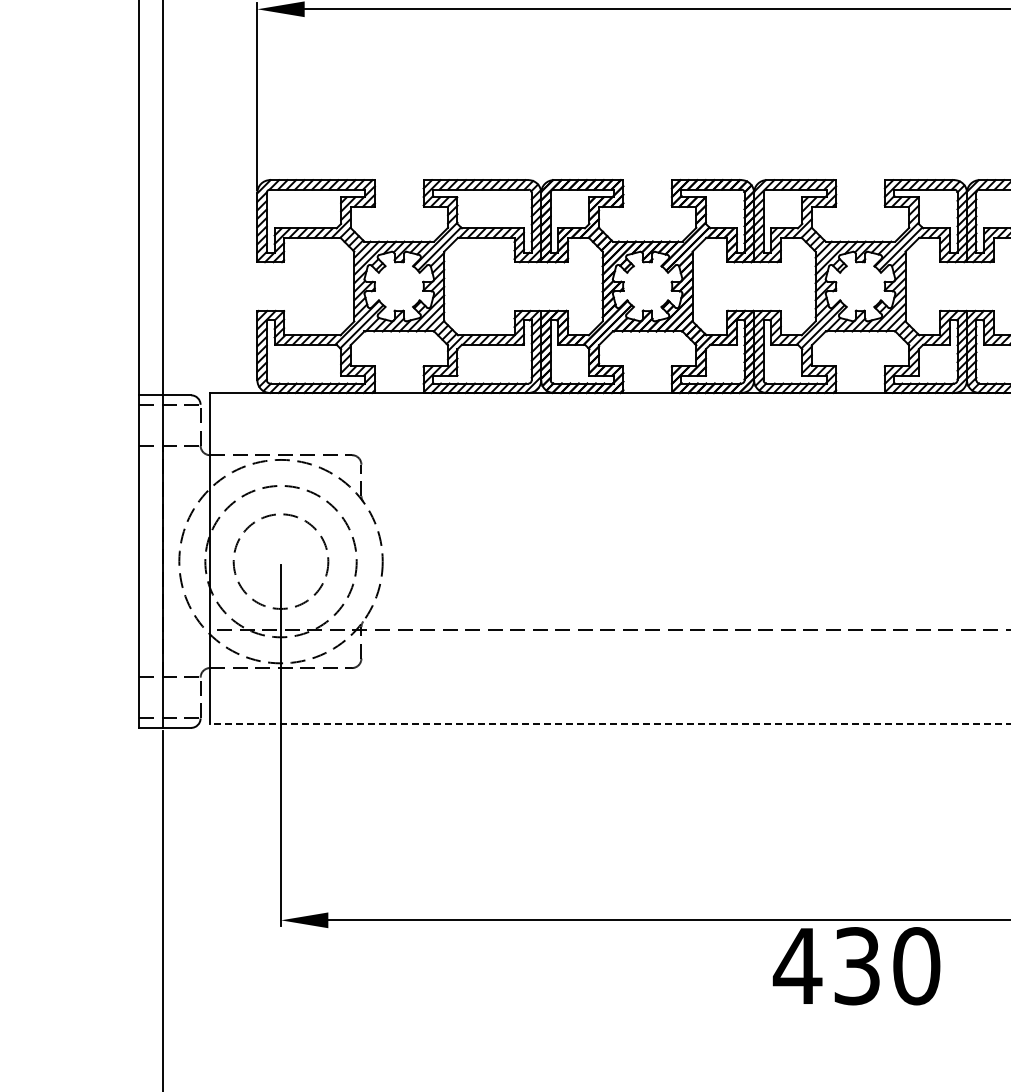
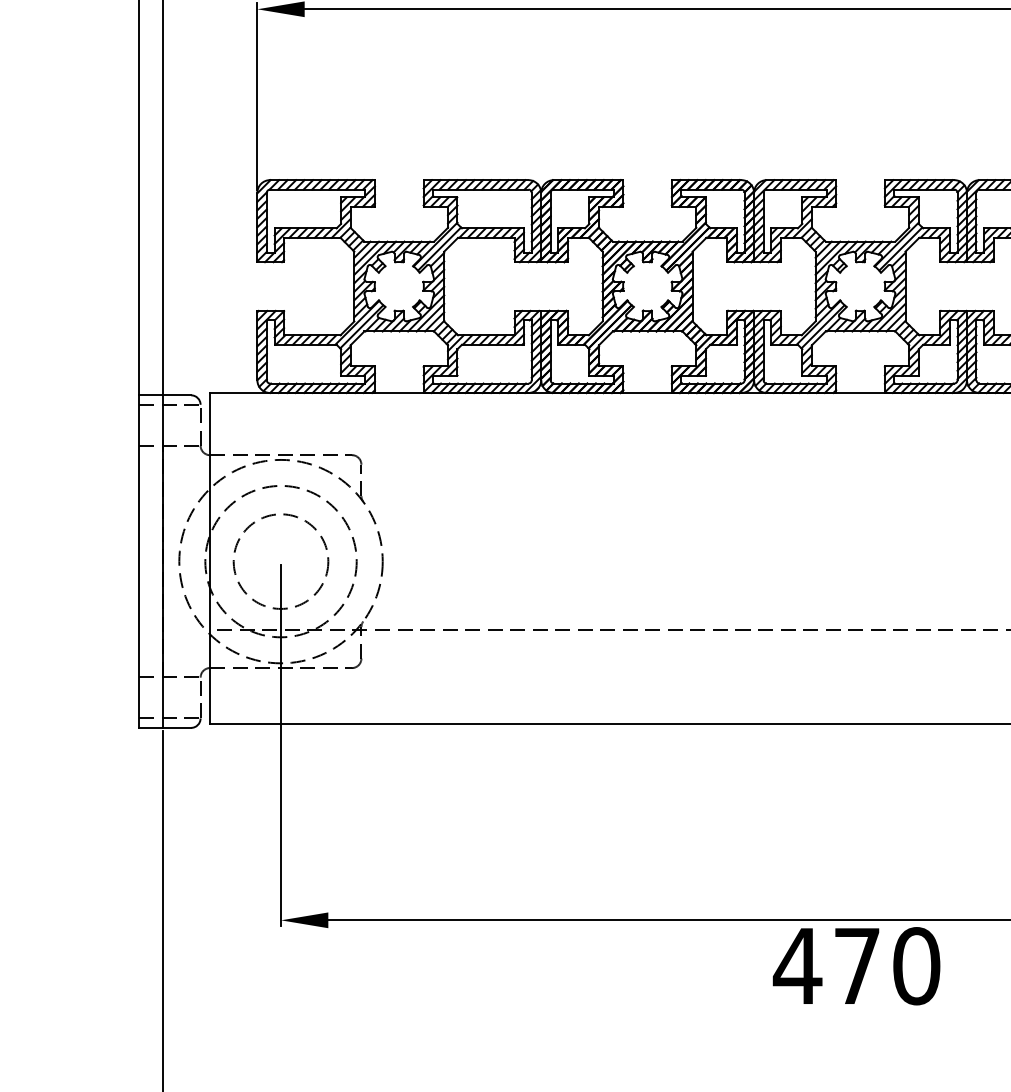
line: dashed -> solid (609, 724)
text: 430 -> 470 (856, 966)
